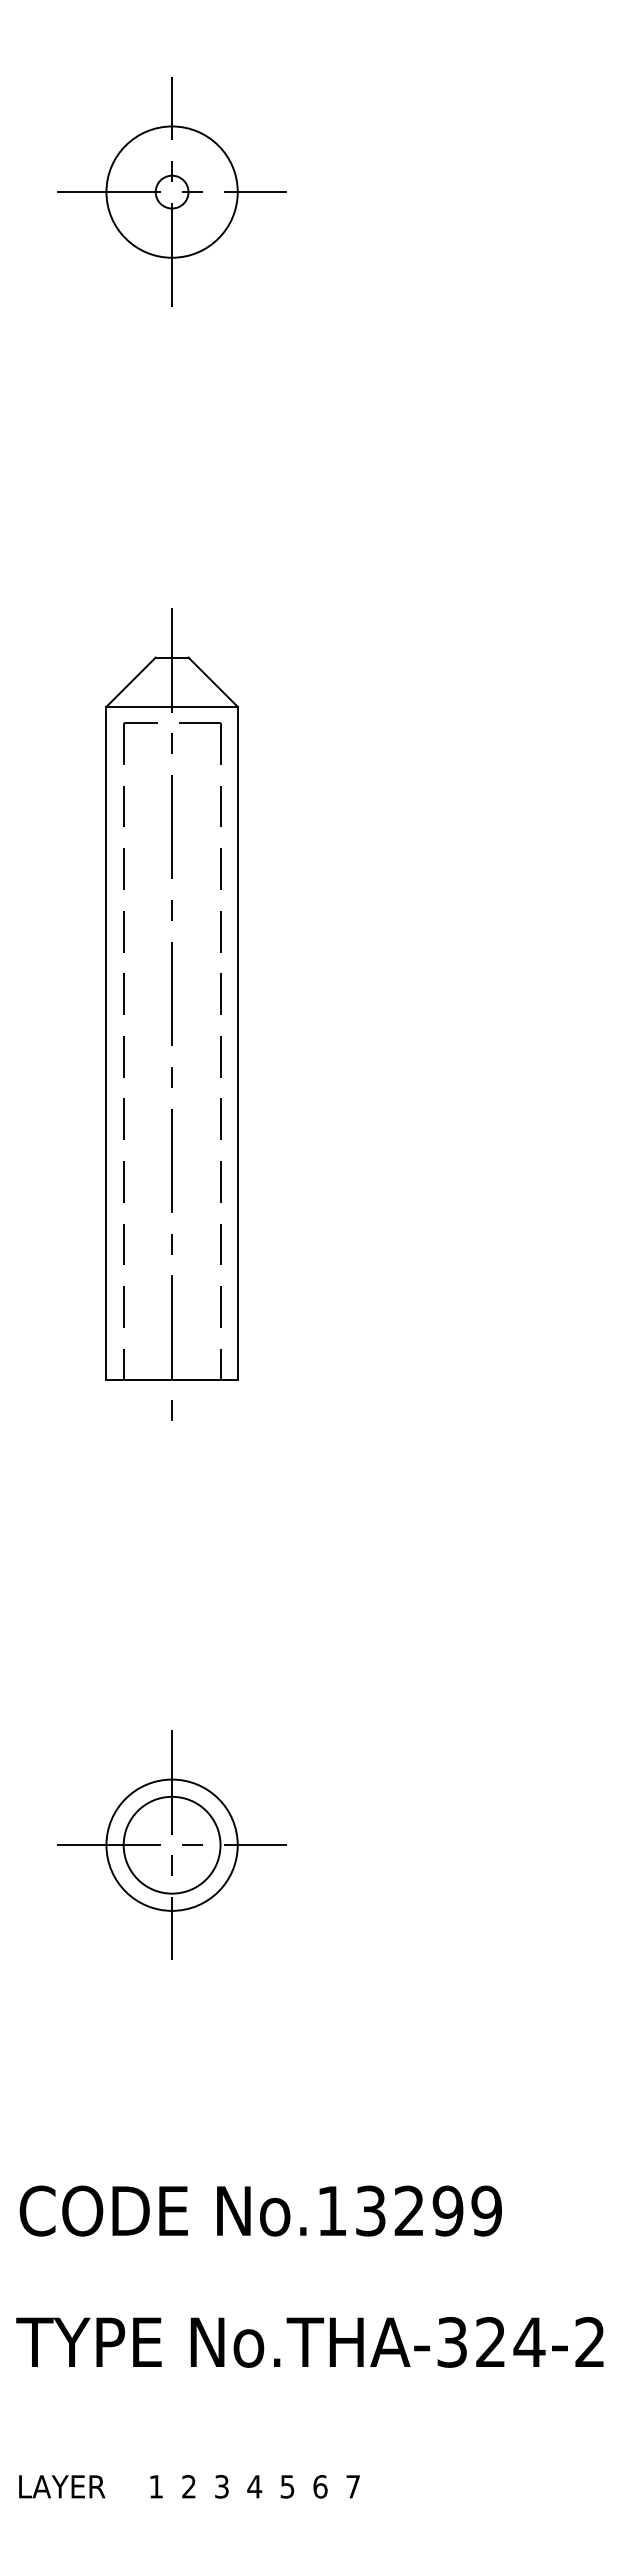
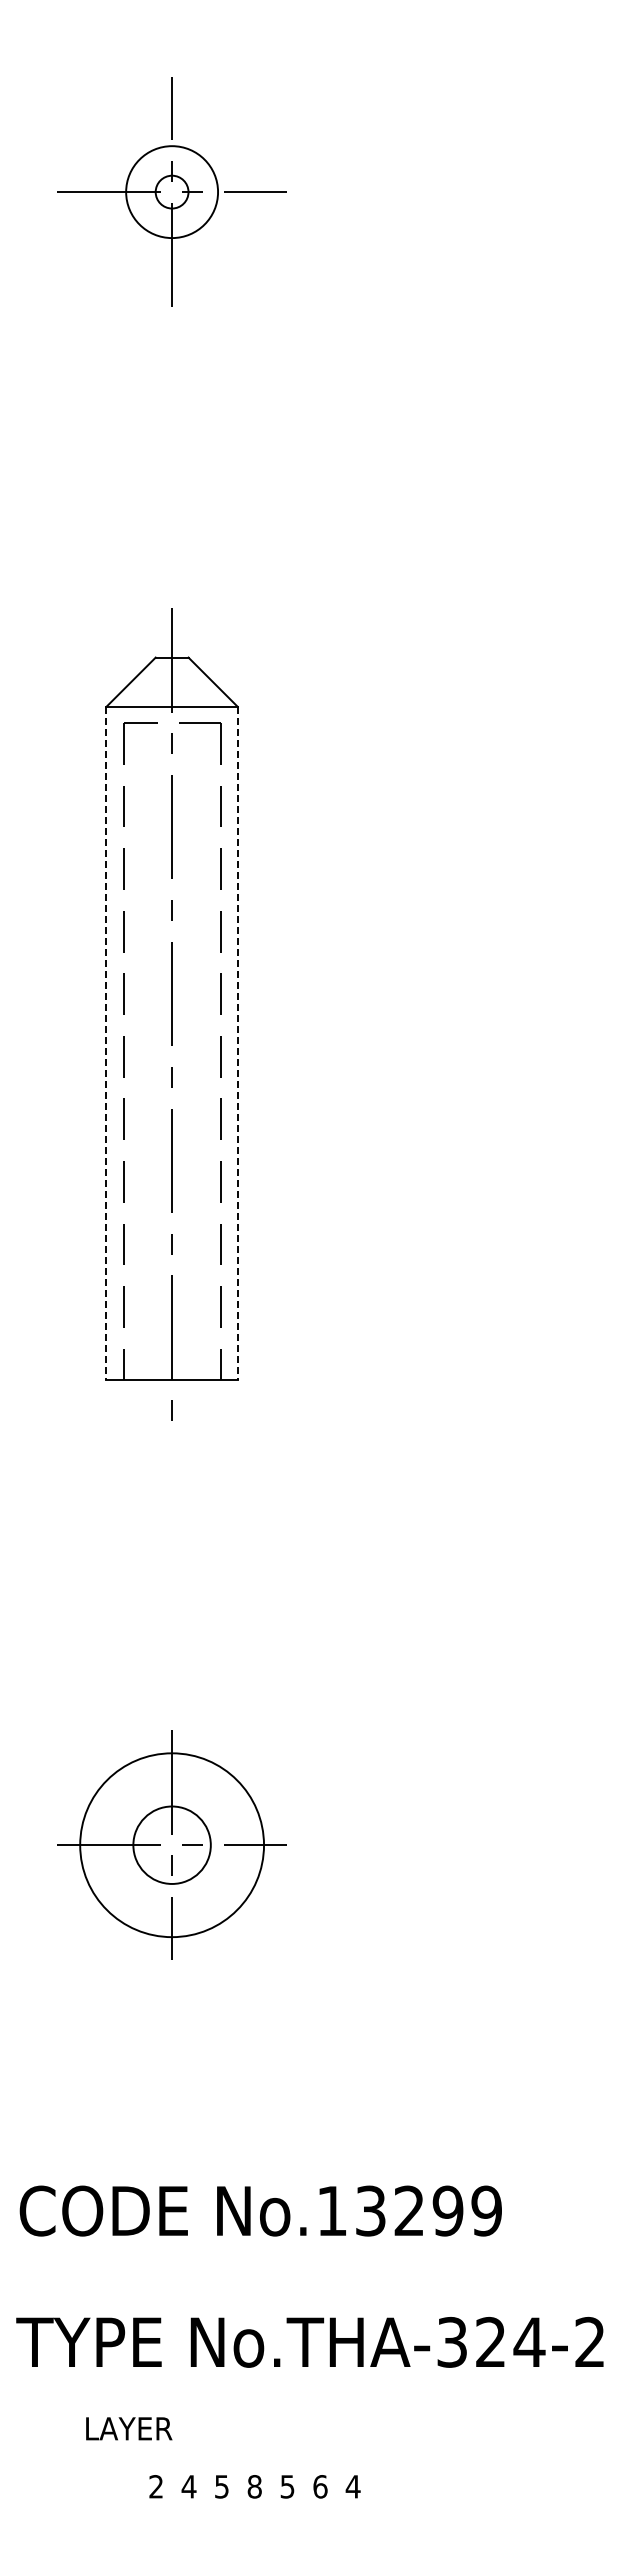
circle diameter: 131 px -> 92 px (172, 192)
line: solid -> dashed (106, 1043)
line: solid -> dashed (237, 1043)
circle diameter: 131 px -> 184 px (172, 1845)
circle diameter: 97 px -> 77 px (171, 1844)
text position: (62, 2486) -> (129, 2428) (129, 2428)
text: 1 -> 2 (155, 2486)
text: 2 -> 4 (188, 2486)
text: 3 -> 5 (221, 2486)
text: 4 -> 8 (254, 2486)
text: 7 -> 4 (352, 2486)
